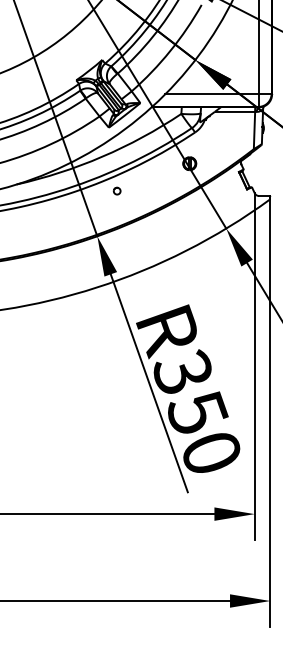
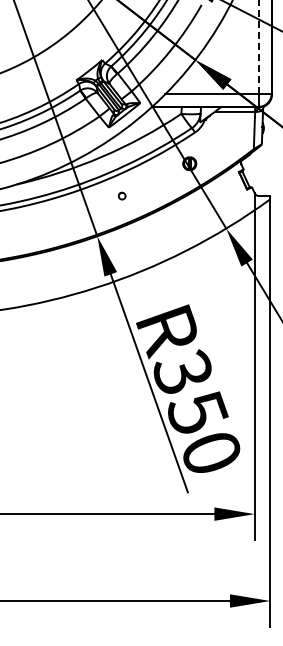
line: solid -> dashed (258, 47)
part position: (116, 190) -> (121, 195) (121, 195)
